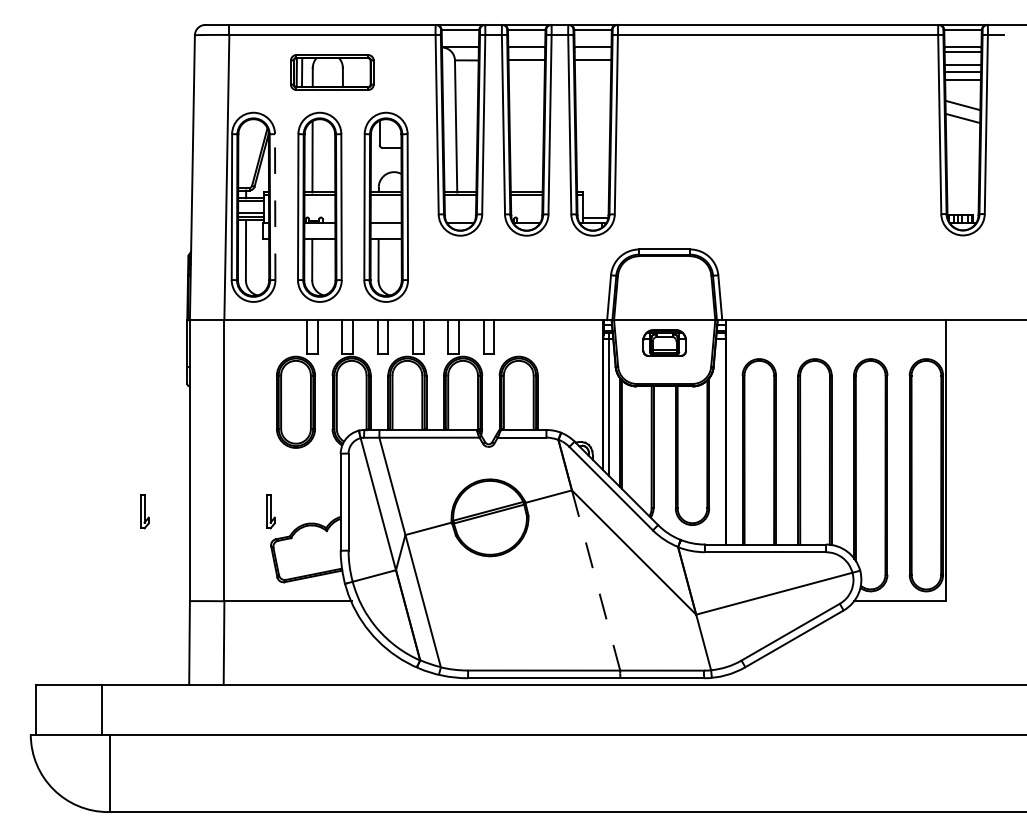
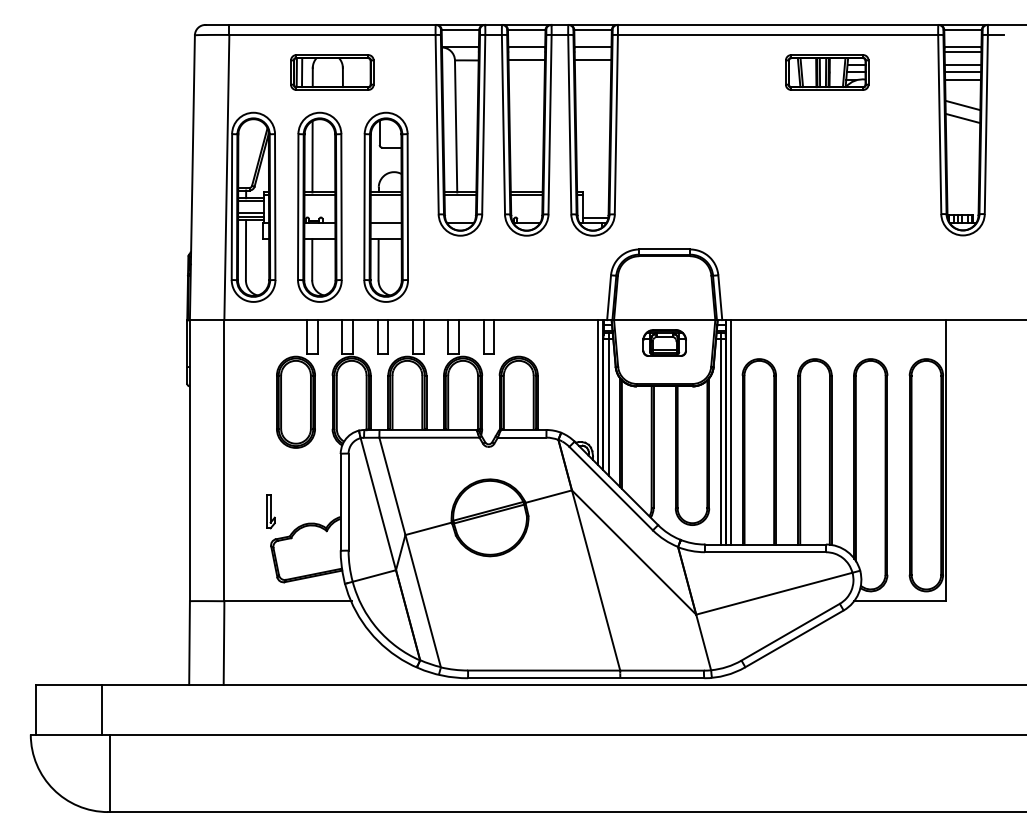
part: none -> present (827, 72)
line: dashed -> solid (275, 207)
line: none -> present (598, 392)
line: none -> present (731, 432)
line: none -> present (720, 438)
part: present -> none (144, 511)
line: dashed -> solid (595, 580)
